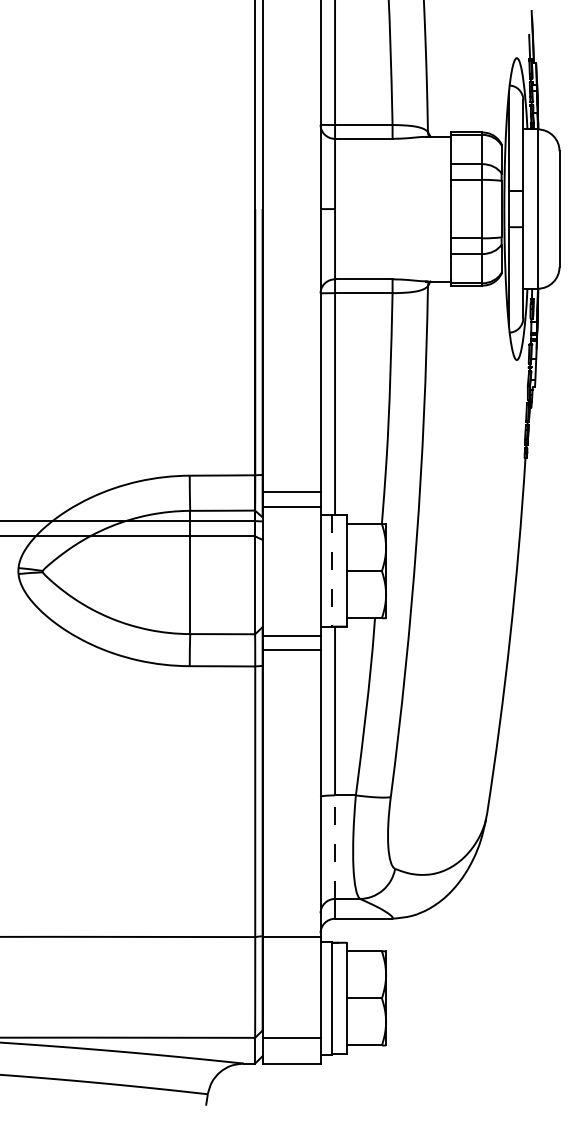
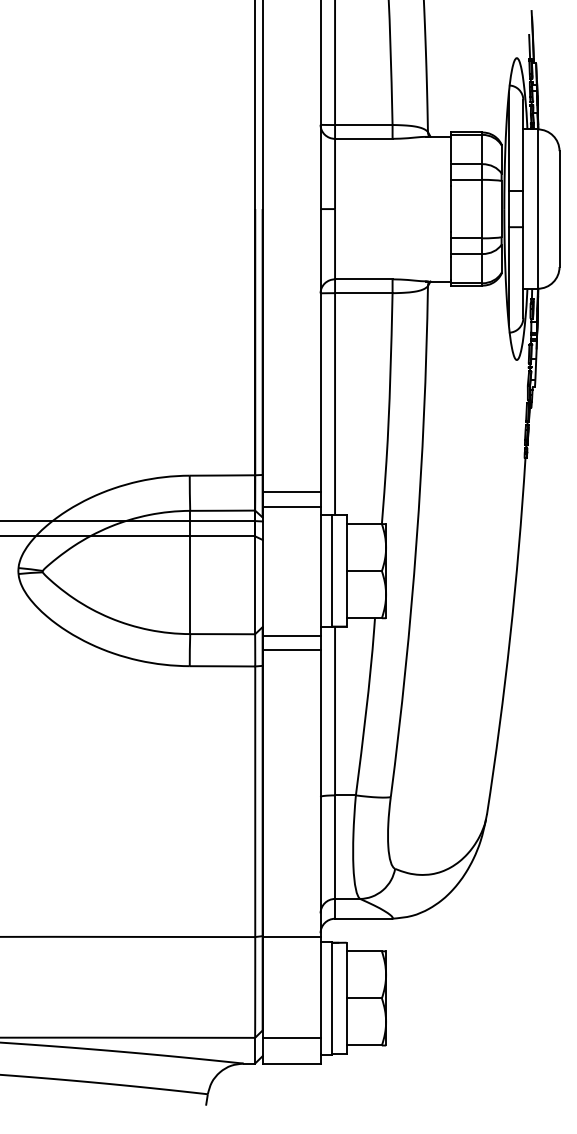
line: dashed -> solid (332, 571)
line: dashed -> solid (335, 847)
